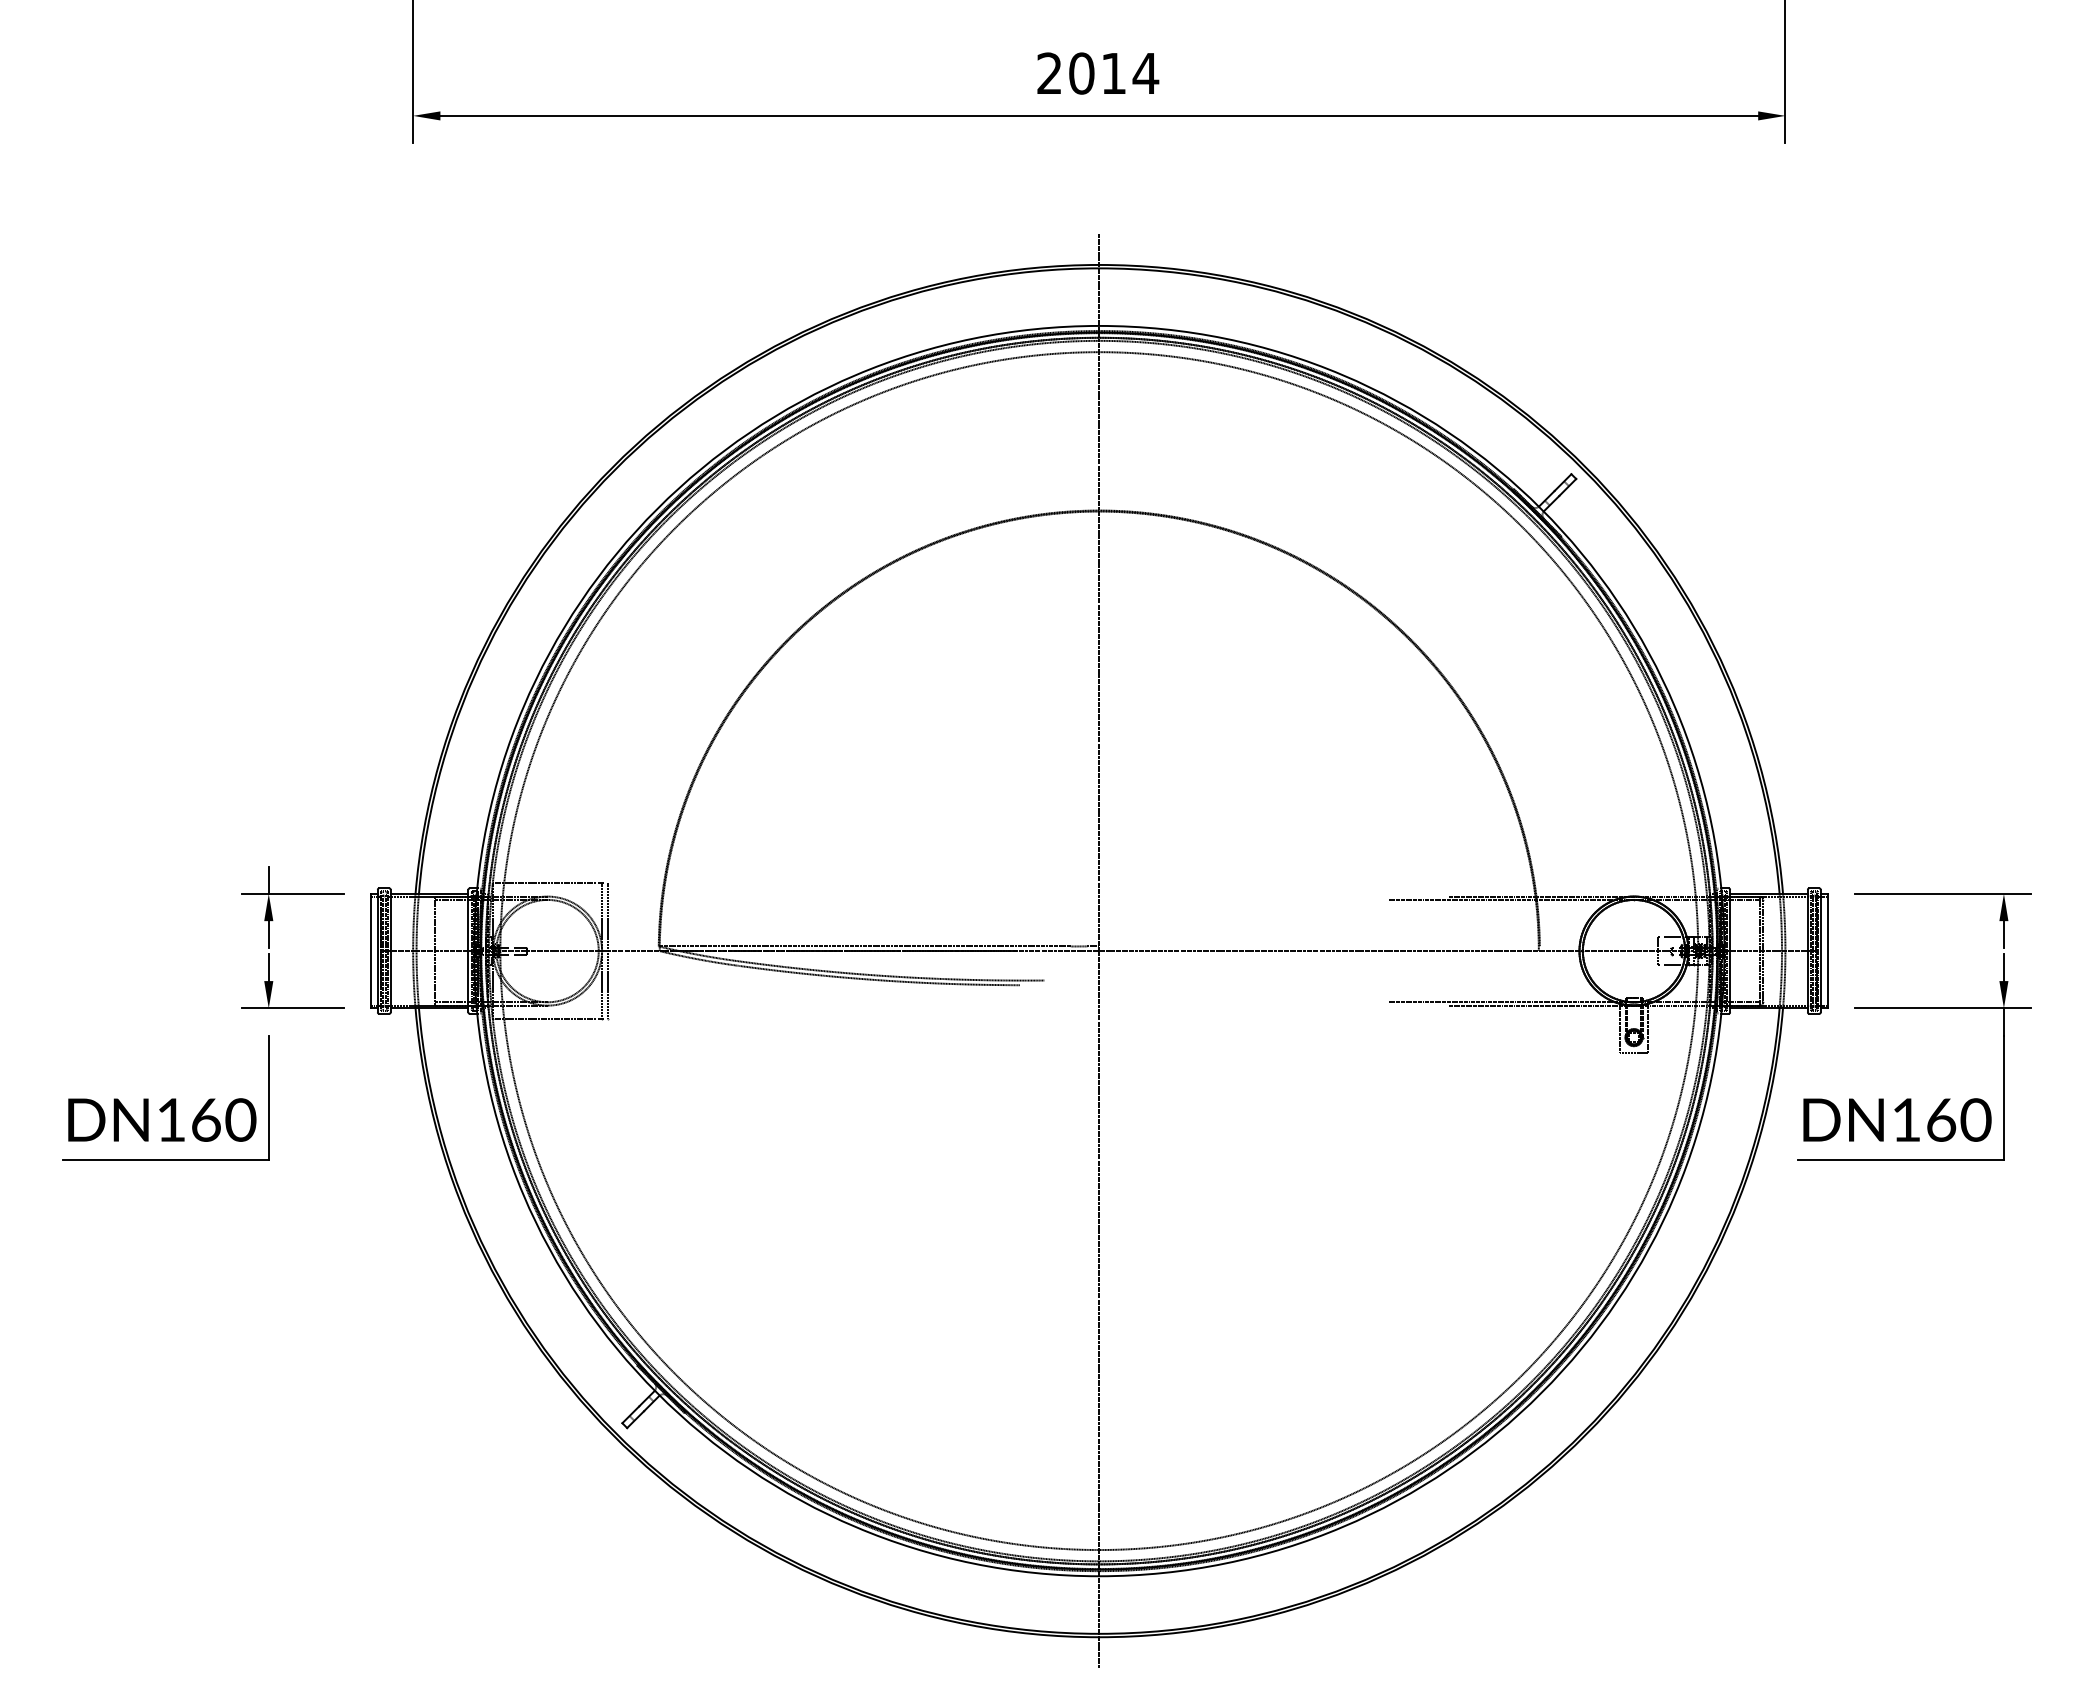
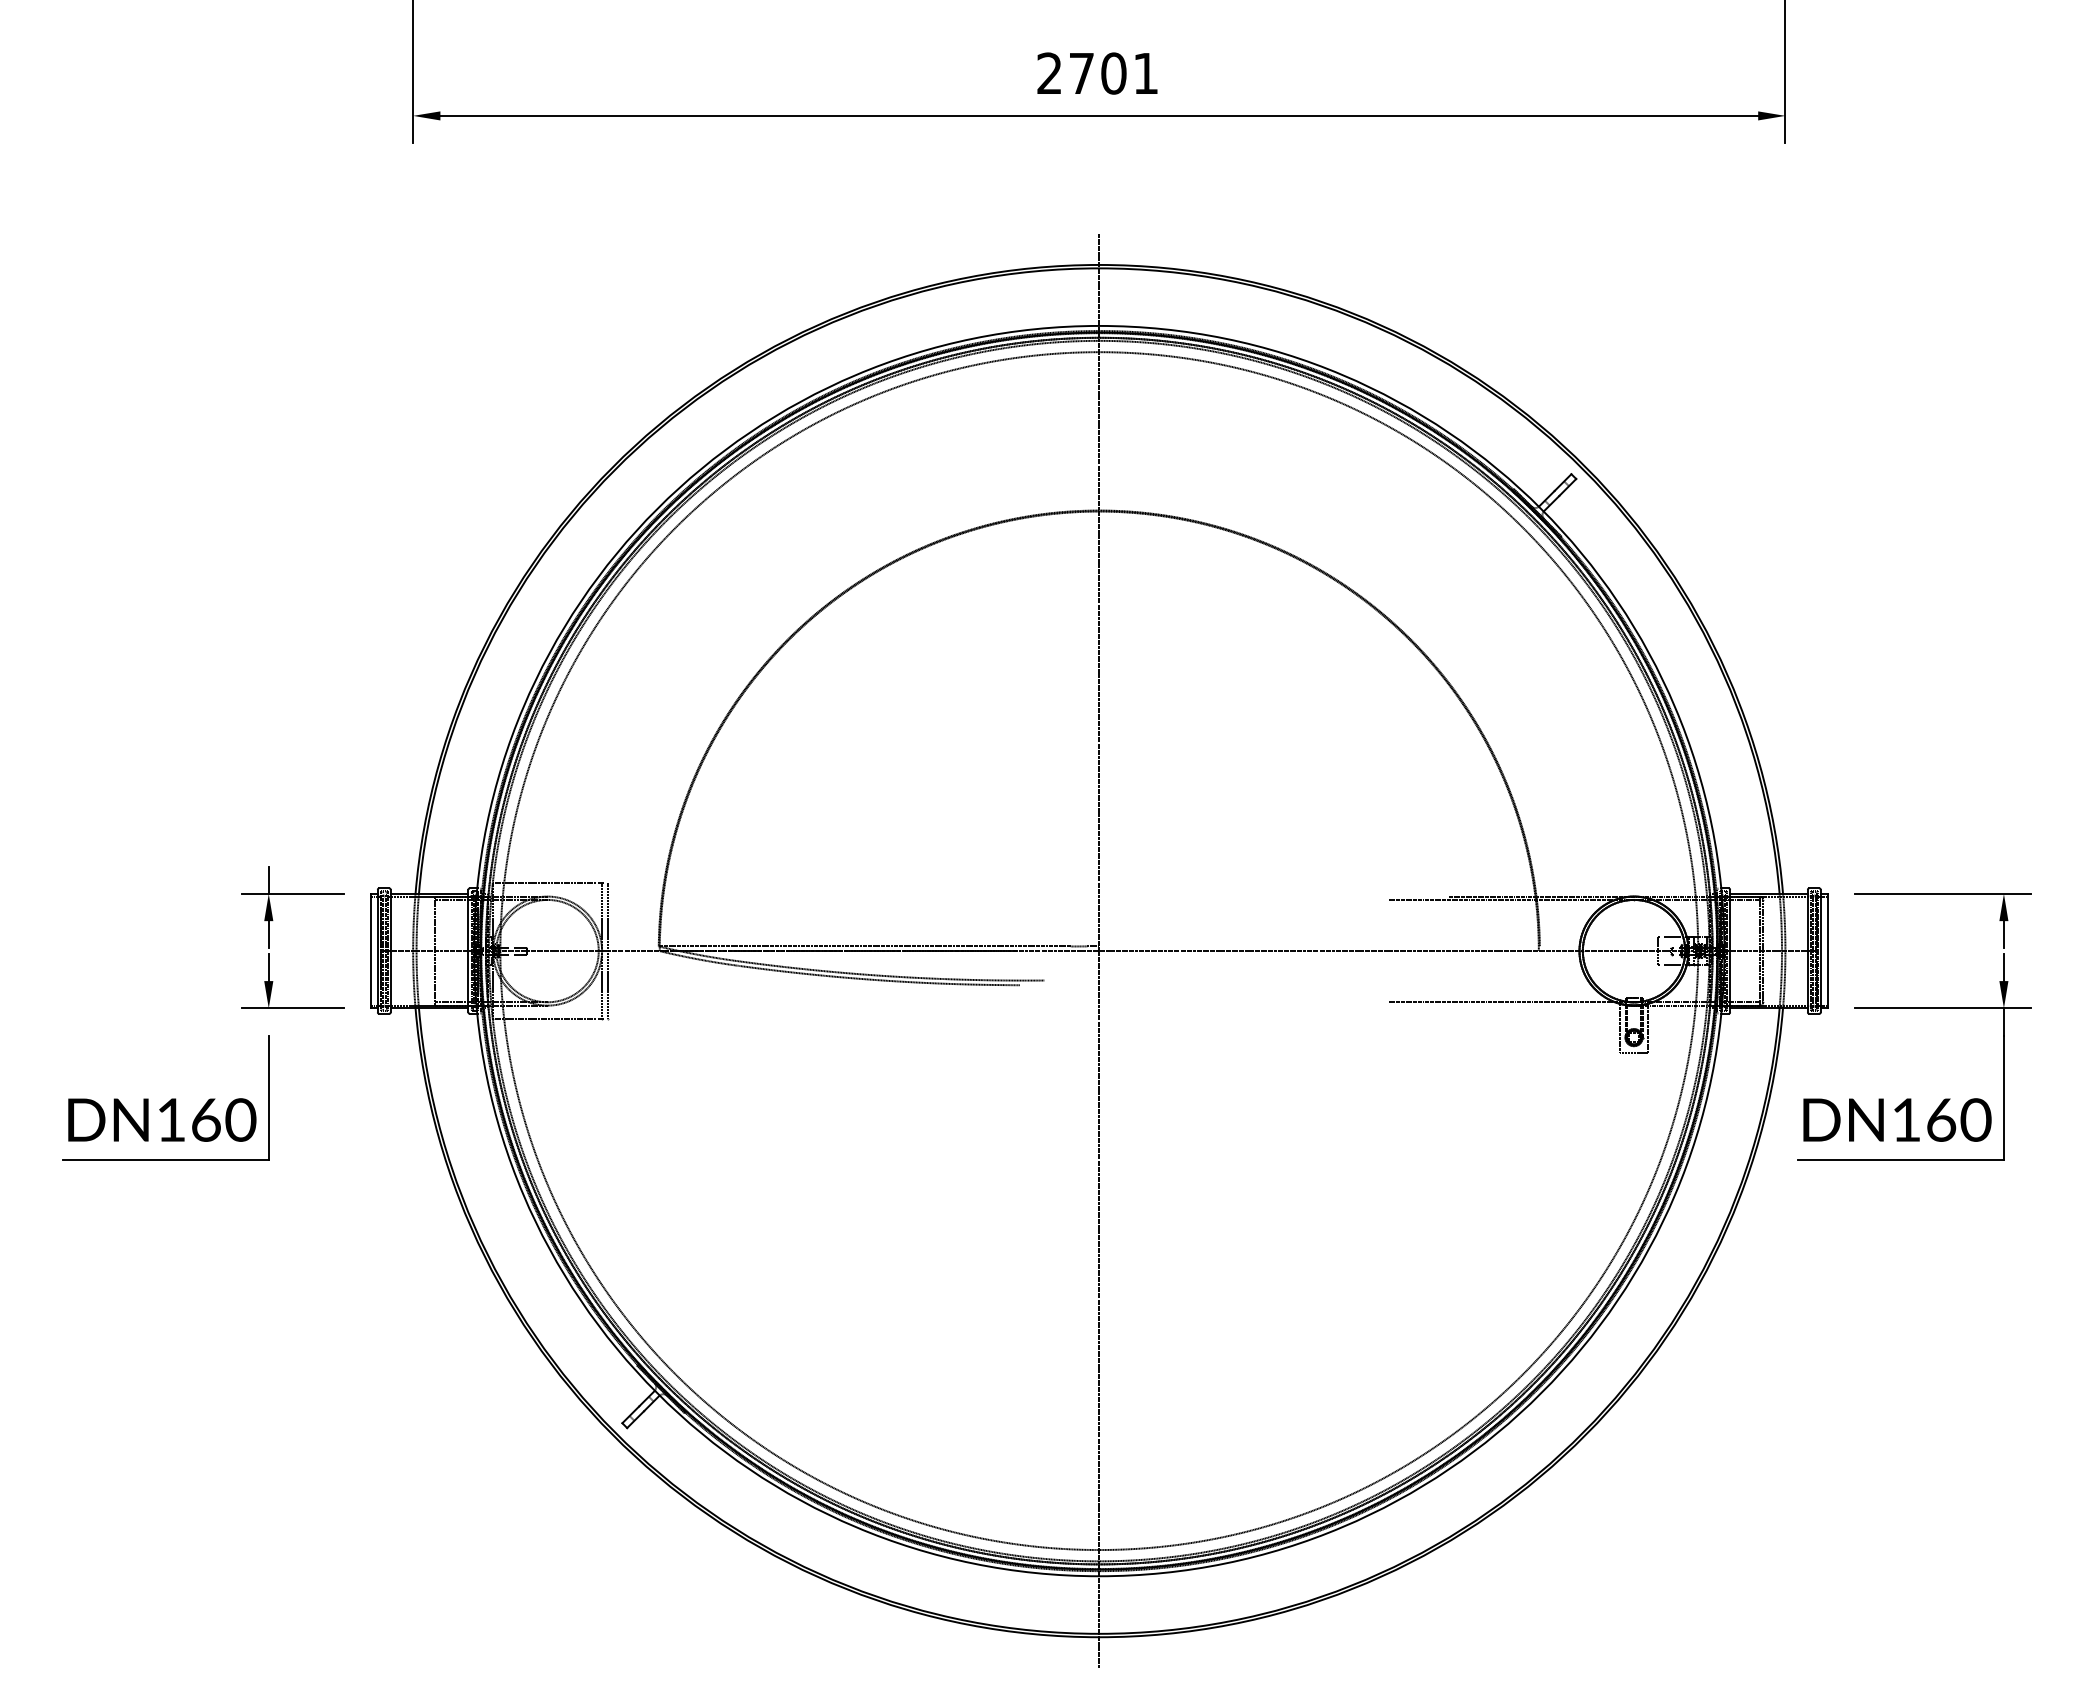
text: 2014 -> 2701 (1114, 73)
line: present -> none (1541, 1005)
